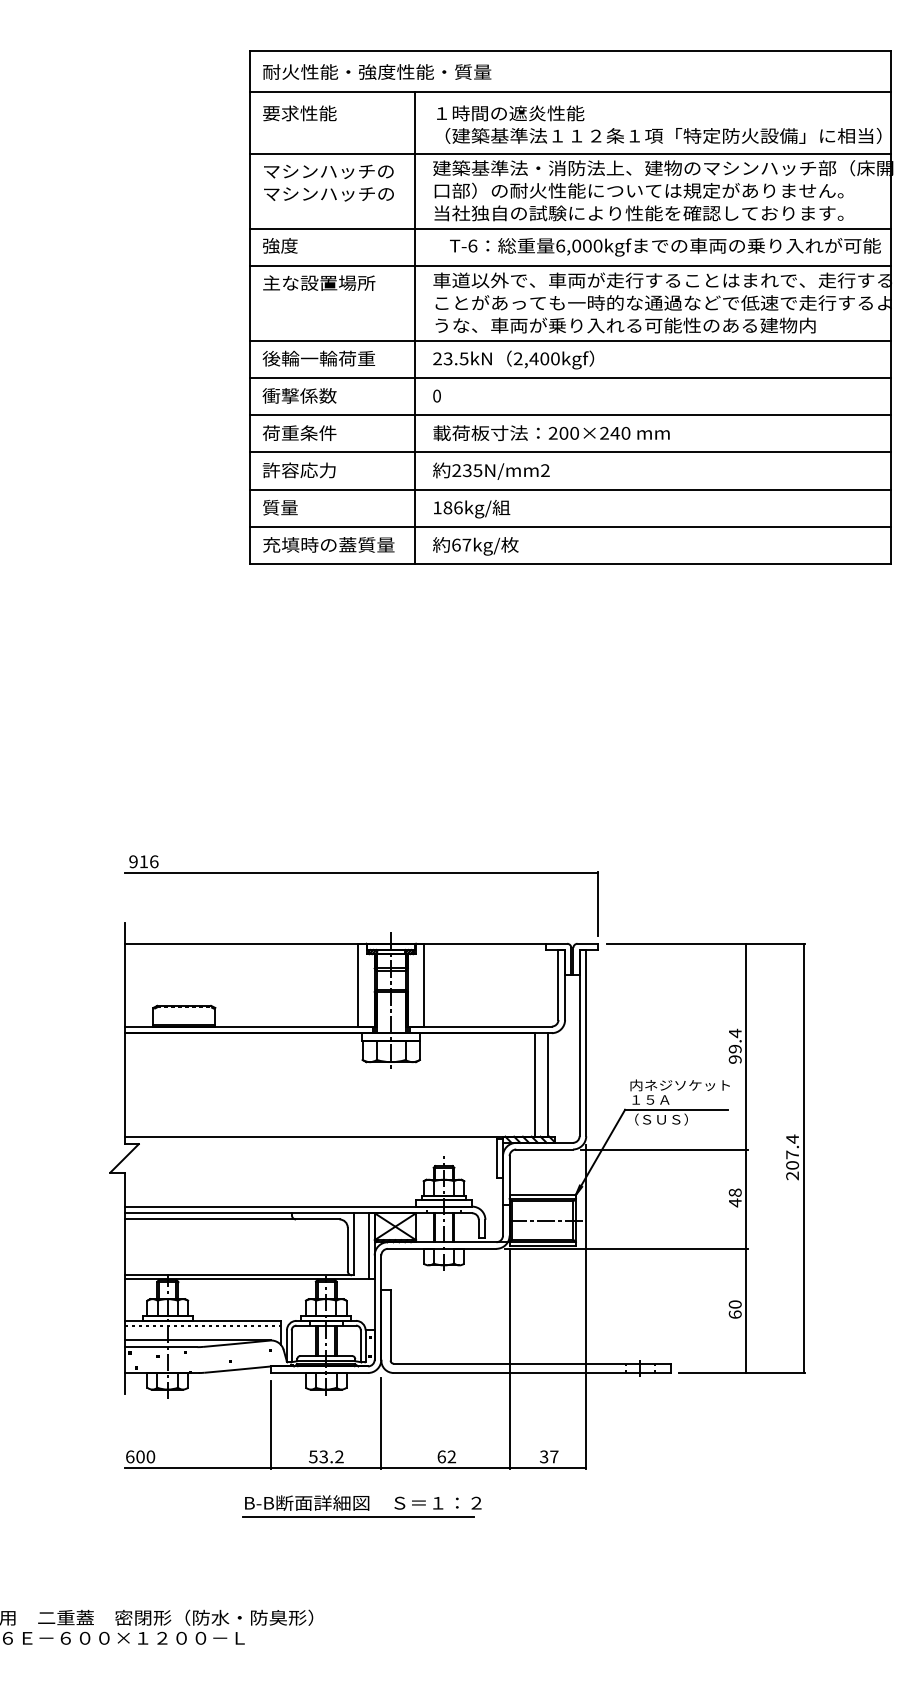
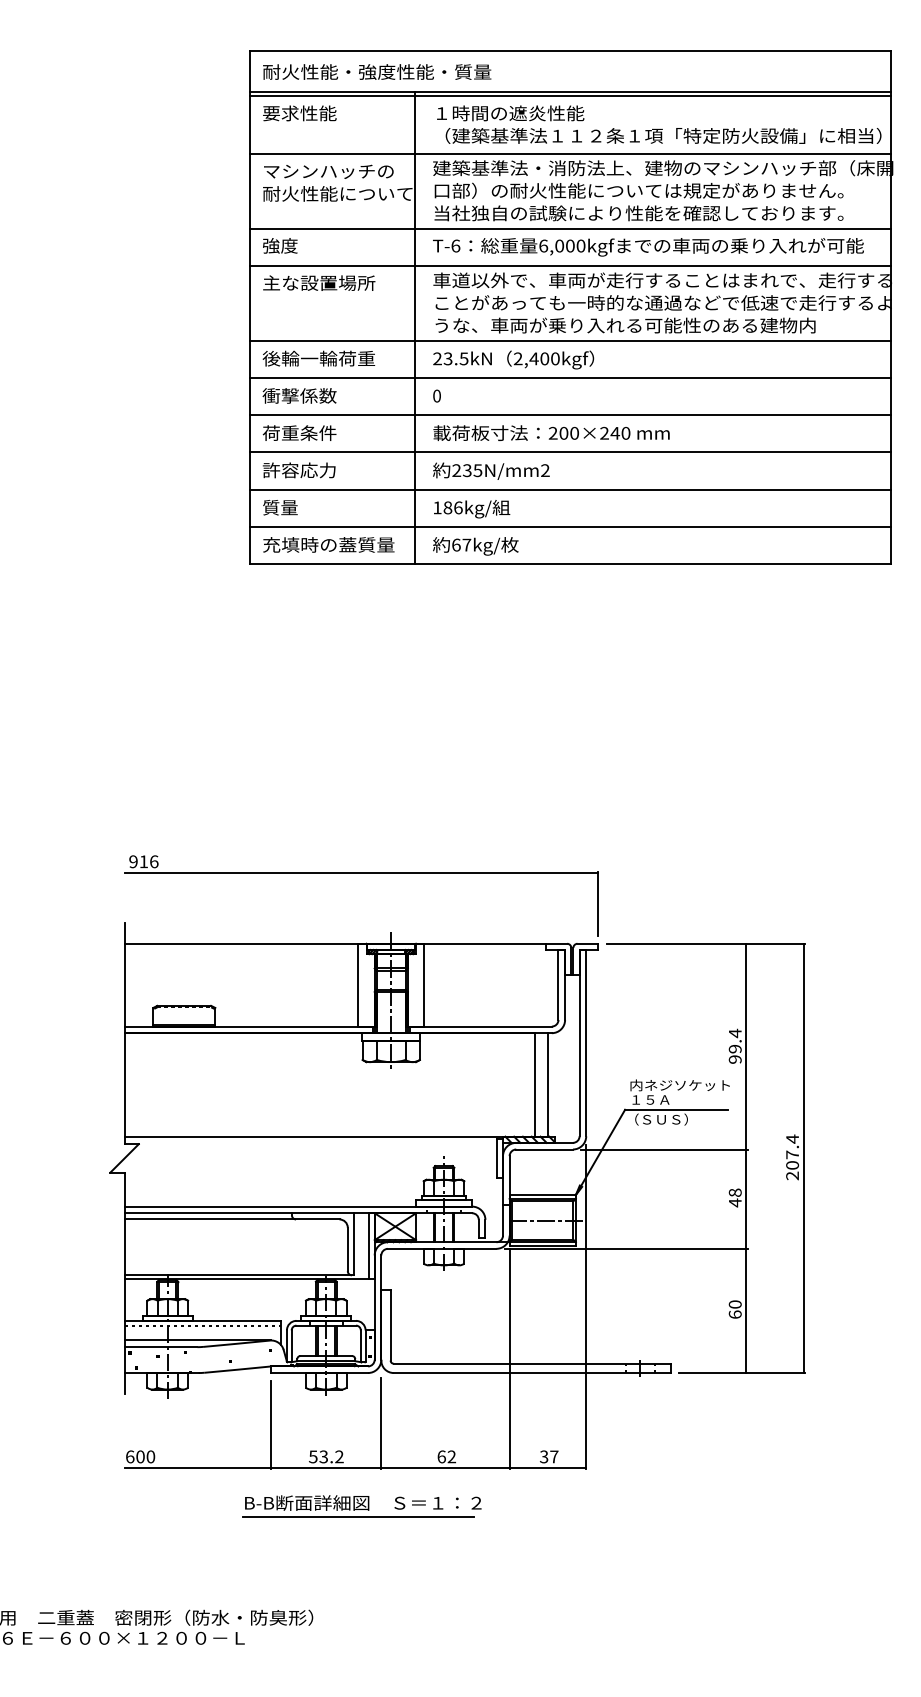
line: none -> present (570, 96)
text: マシンハッチの -> 耐火性能について (337, 193)
text position: (665, 247) -> (648, 247) (648, 247)
